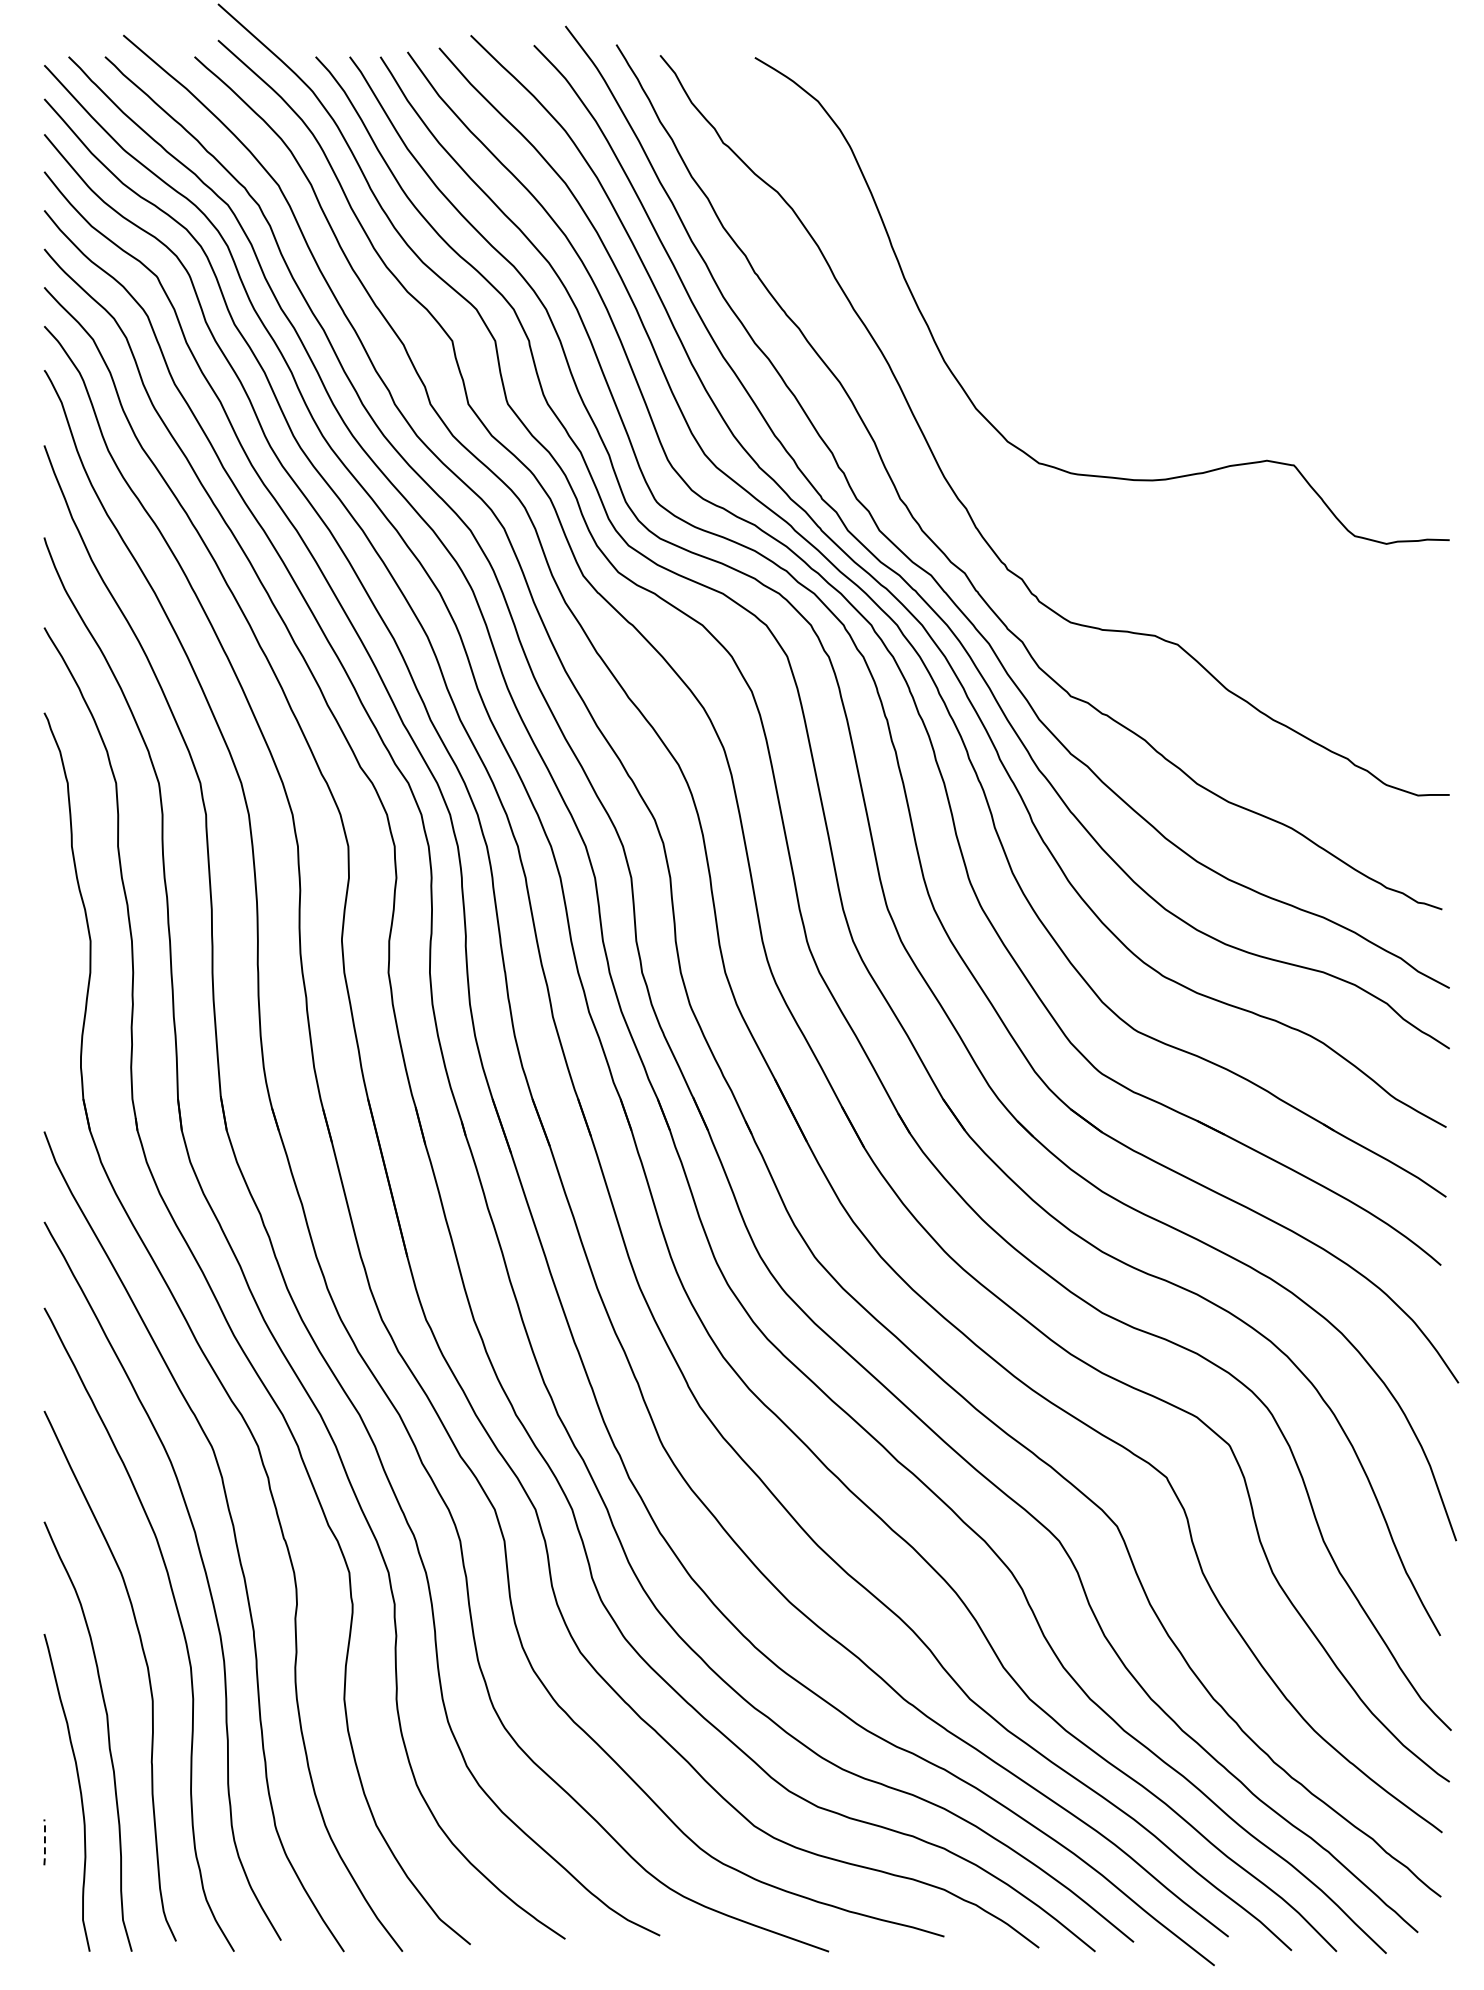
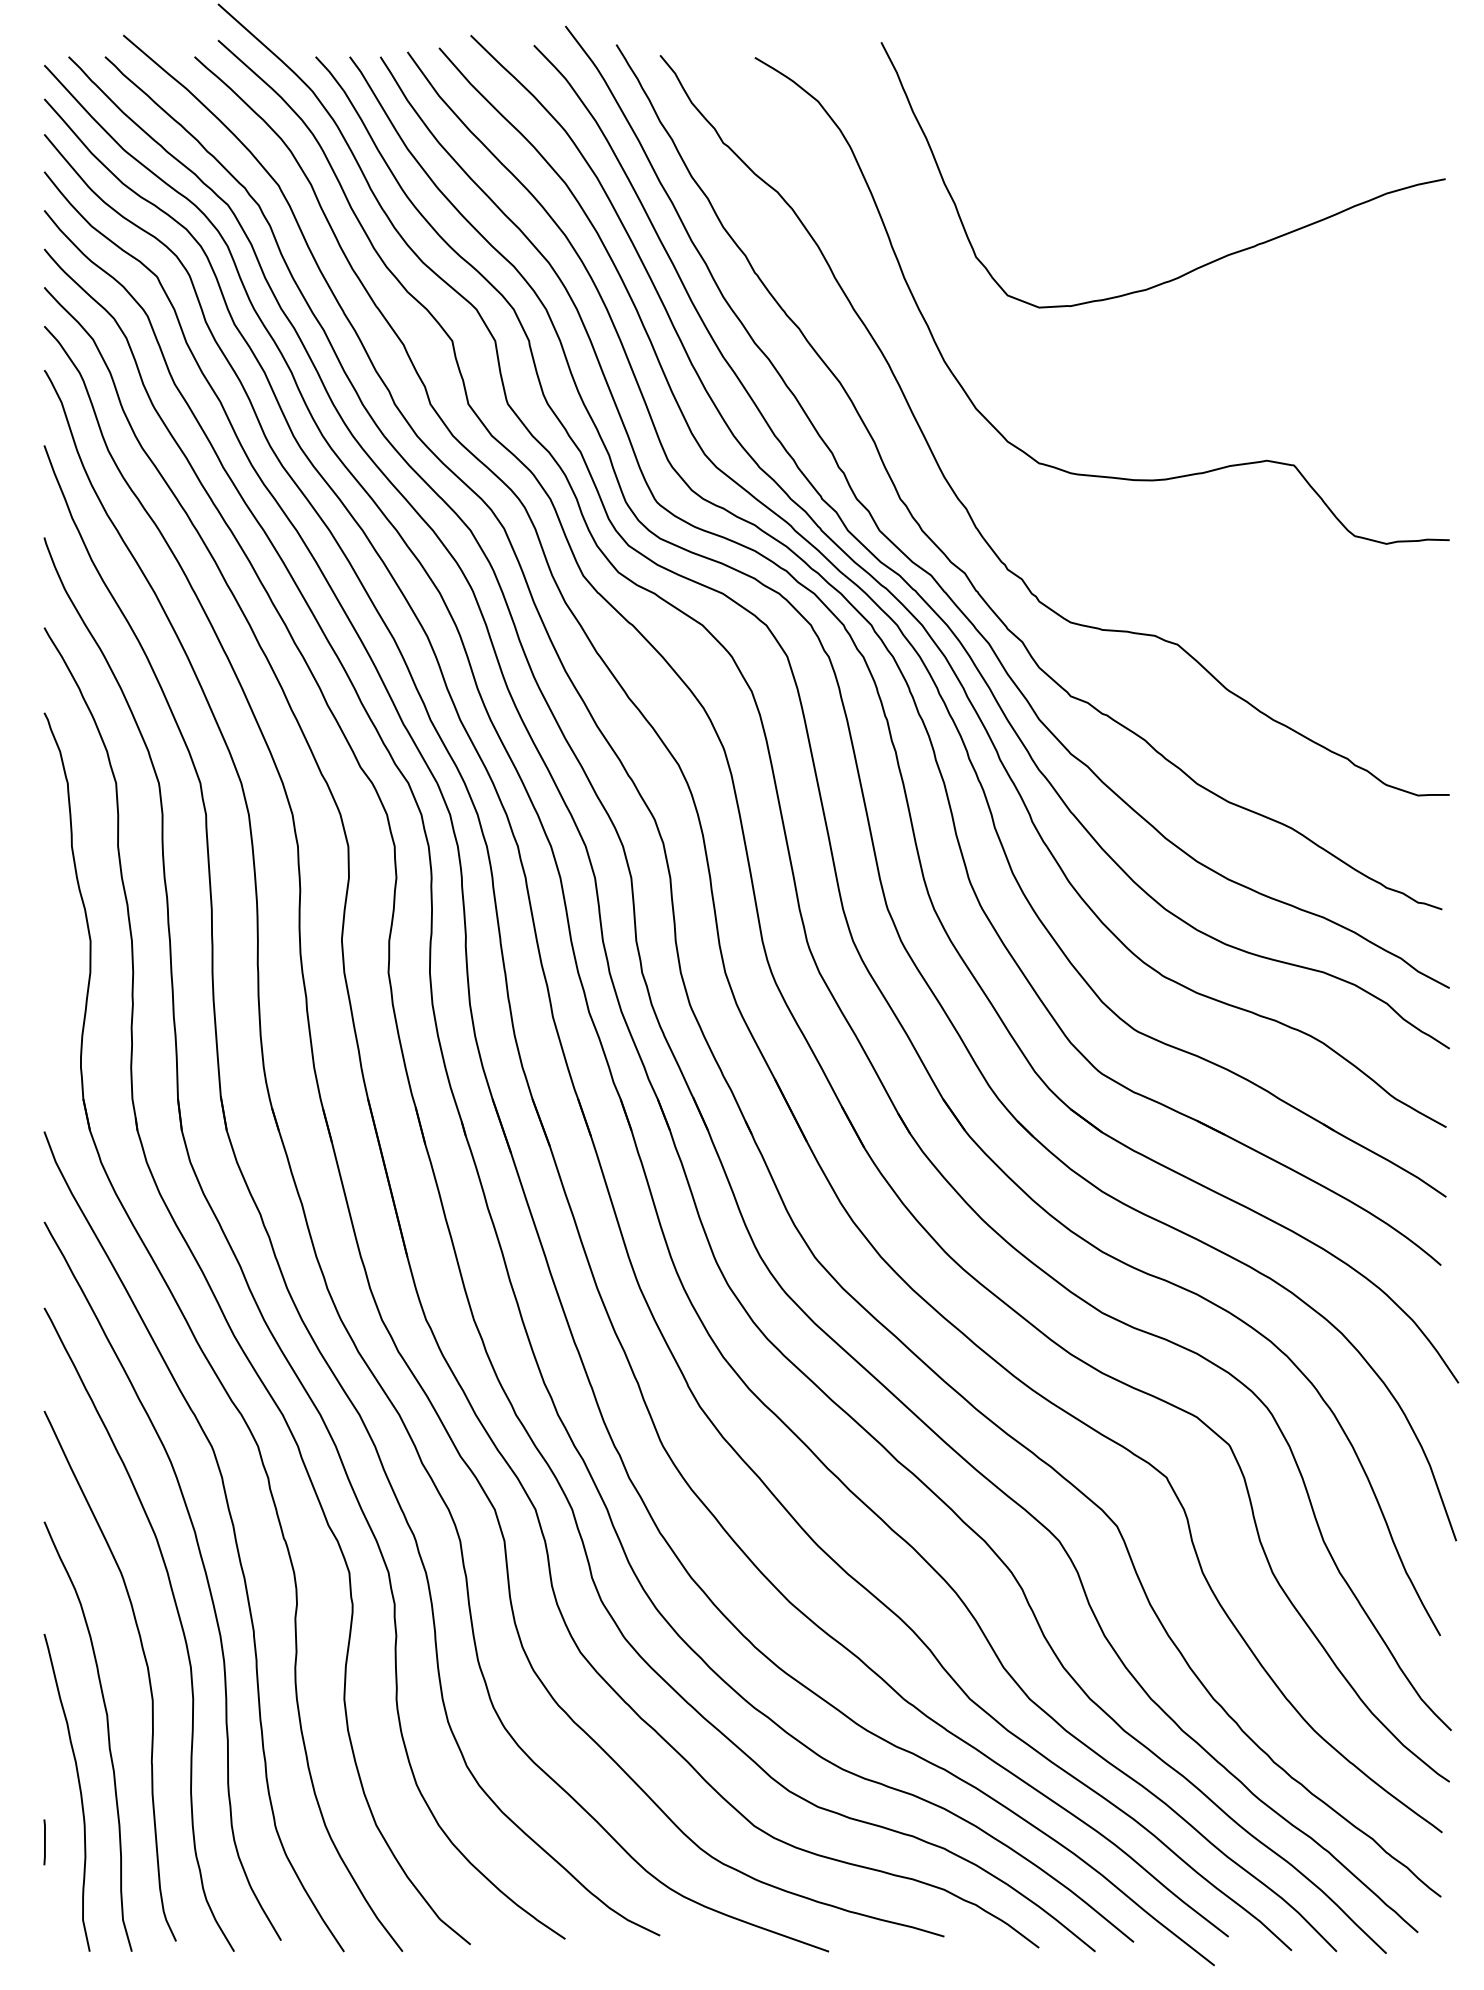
curve: none -> present (1203, 264)
line: dashed -> solid (44, 1842)
